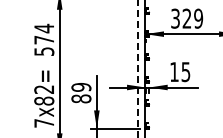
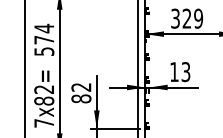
line: none -> present (25, 68)
line: dashed -> solid (138, 69)
text: 15 -> 13 (186, 71)
text: 89 -> 82 (81, 87)
